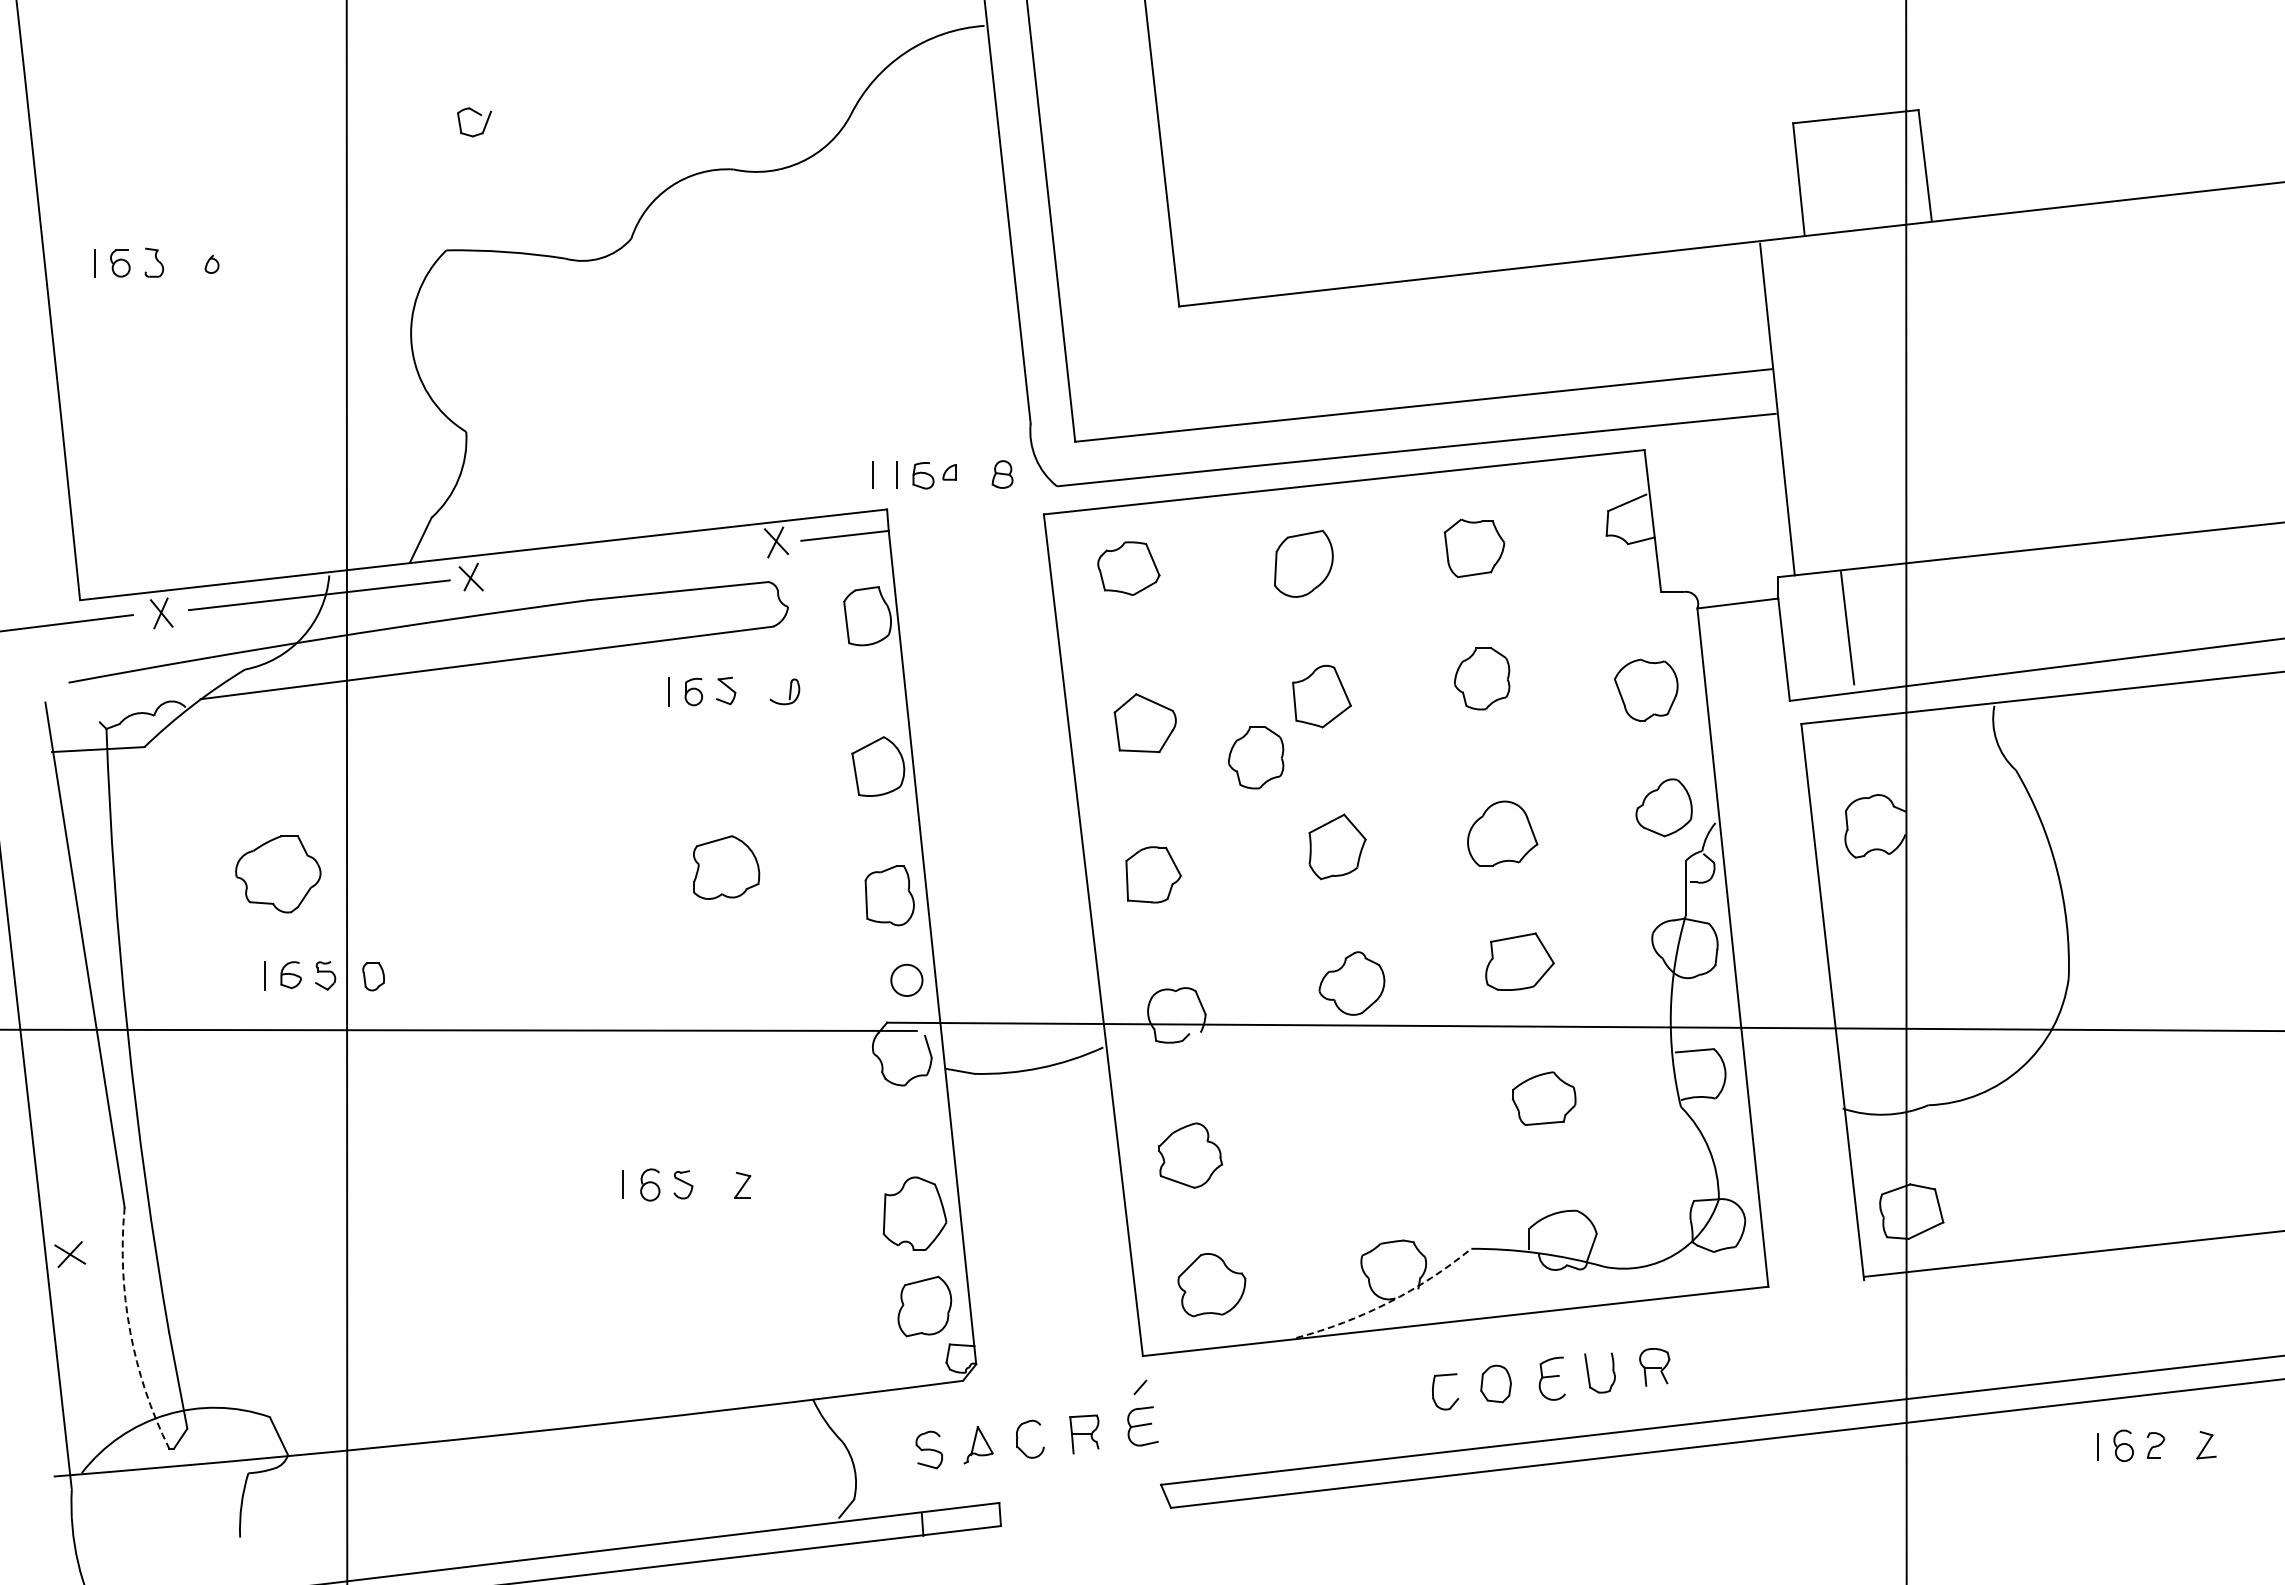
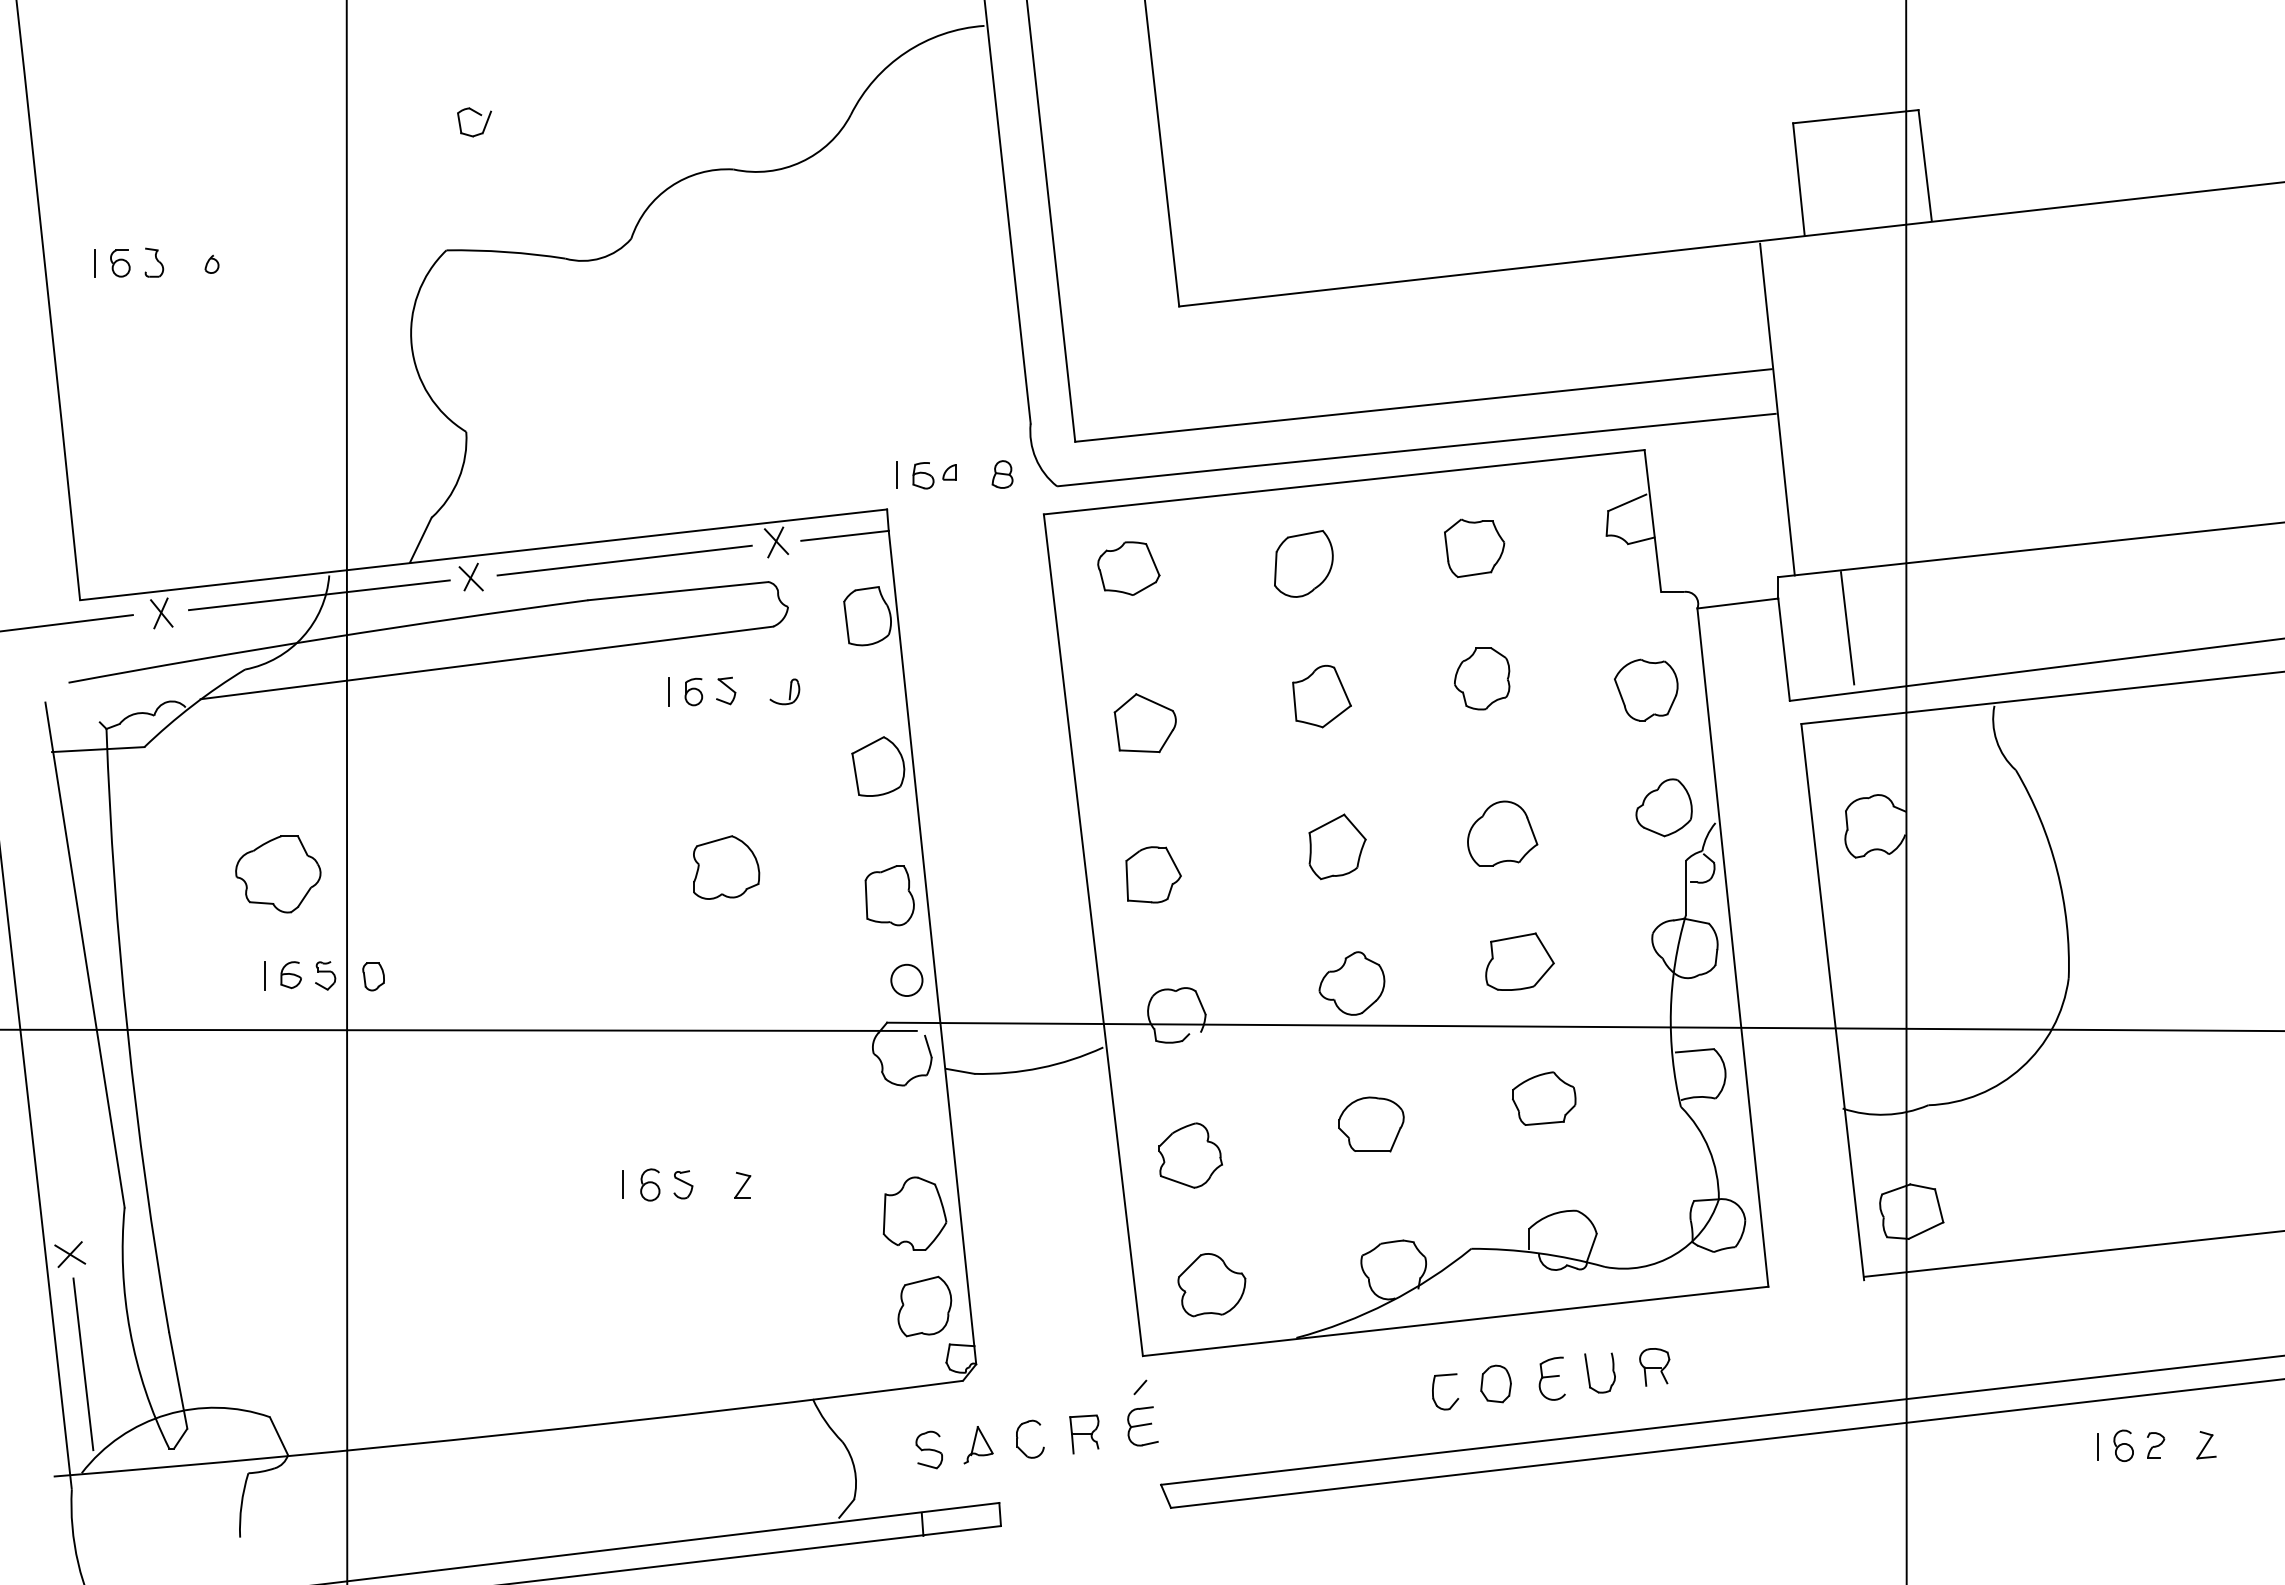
line: present -> none (872, 474)
line: none -> present (624, 560)
part: present -> none (1256, 757)
part: none -> present (1371, 1124)
arc: dashed -> solid (1388, 1302)
arc: dashed -> solid (130, 1331)
line: none -> present (83, 1364)
